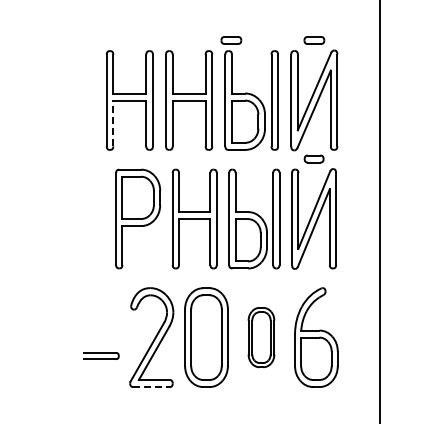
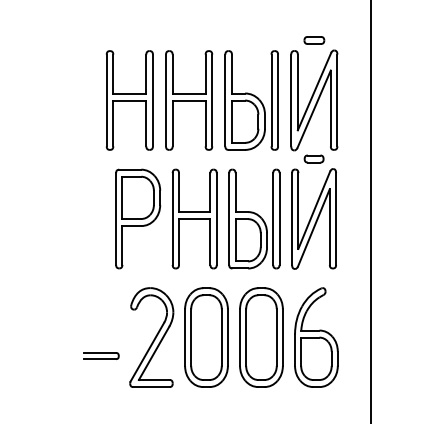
part: present -> none (231, 40)
line: dashed -> solid (113, 123)
line position: (380, 211) -> (371, 211) (371, 211)
part size: 29x62 px -> 45x101 px (261, 337)
line: dashed -> solid (151, 387)
